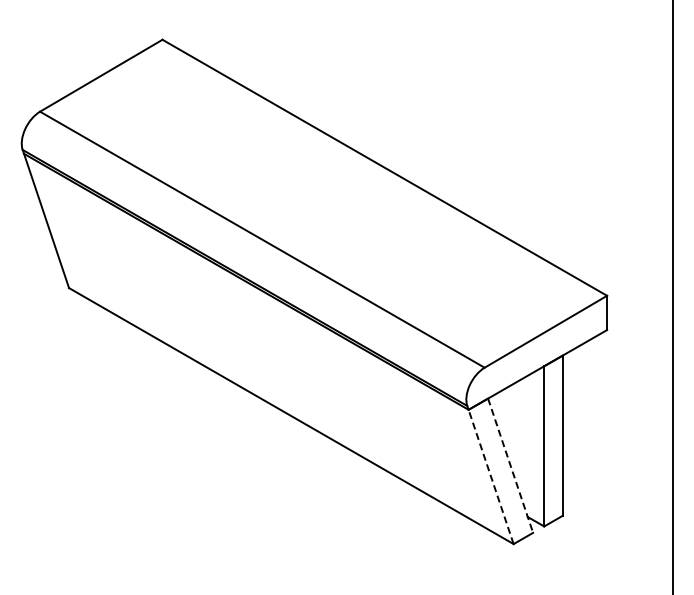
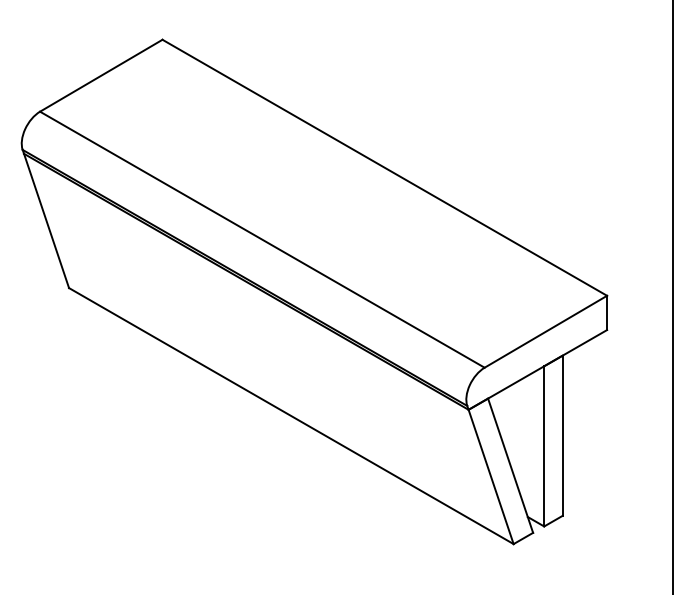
line: dashed -> solid (510, 465)
line: dashed -> solid (491, 476)
